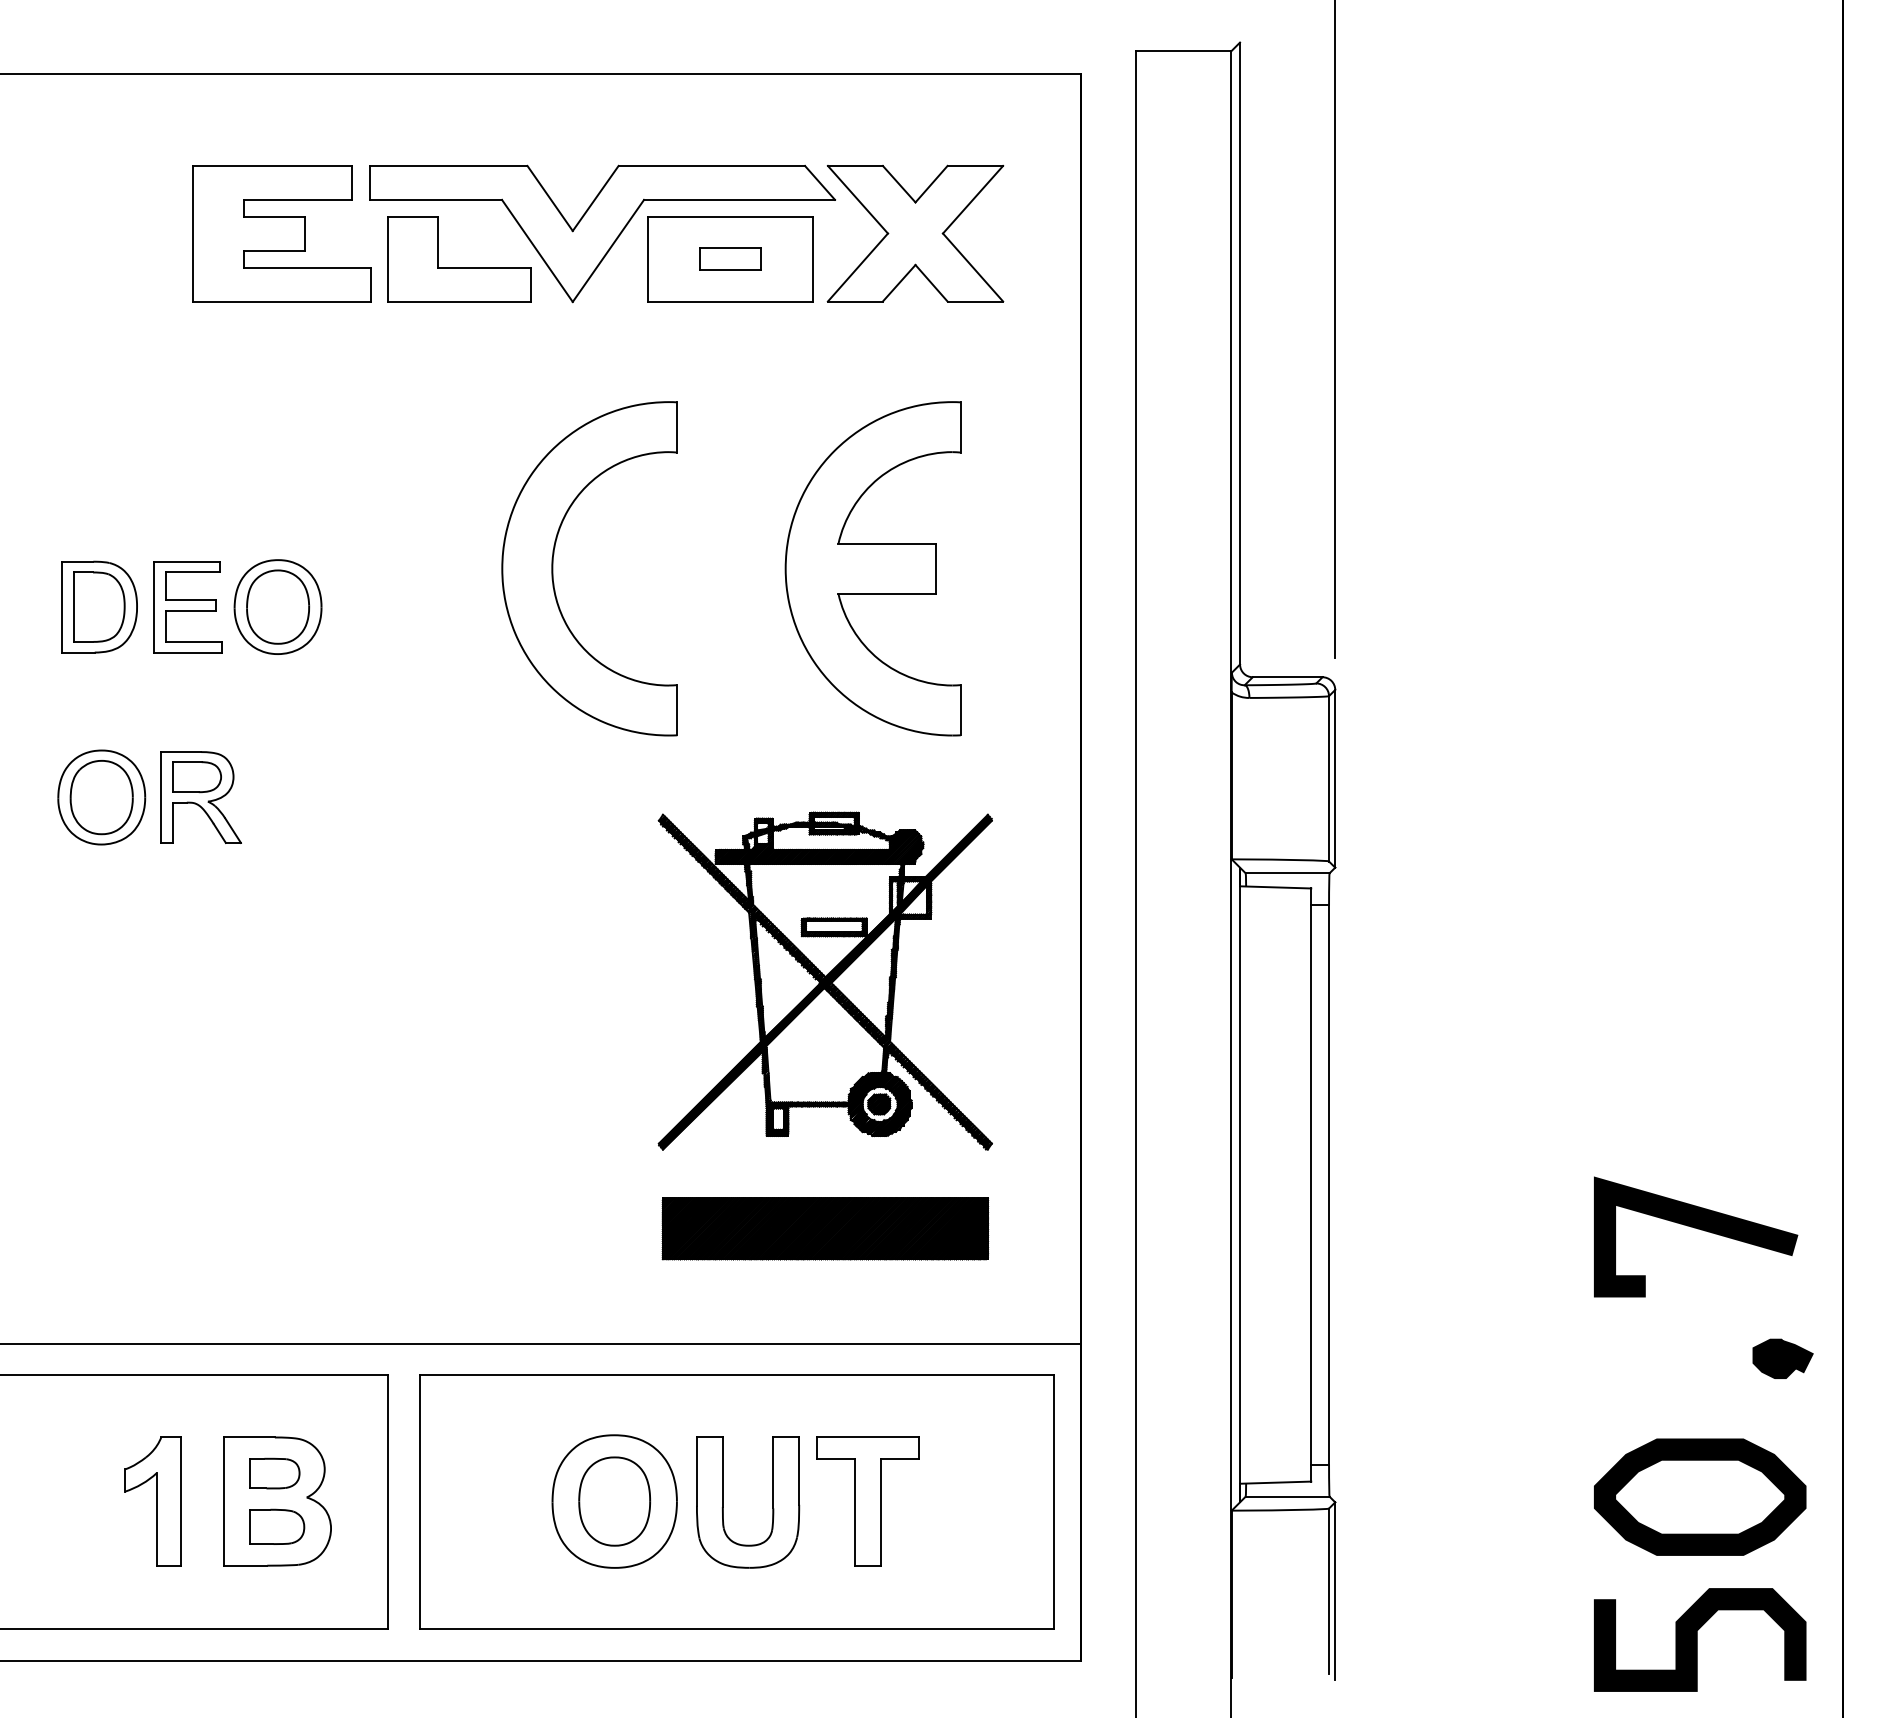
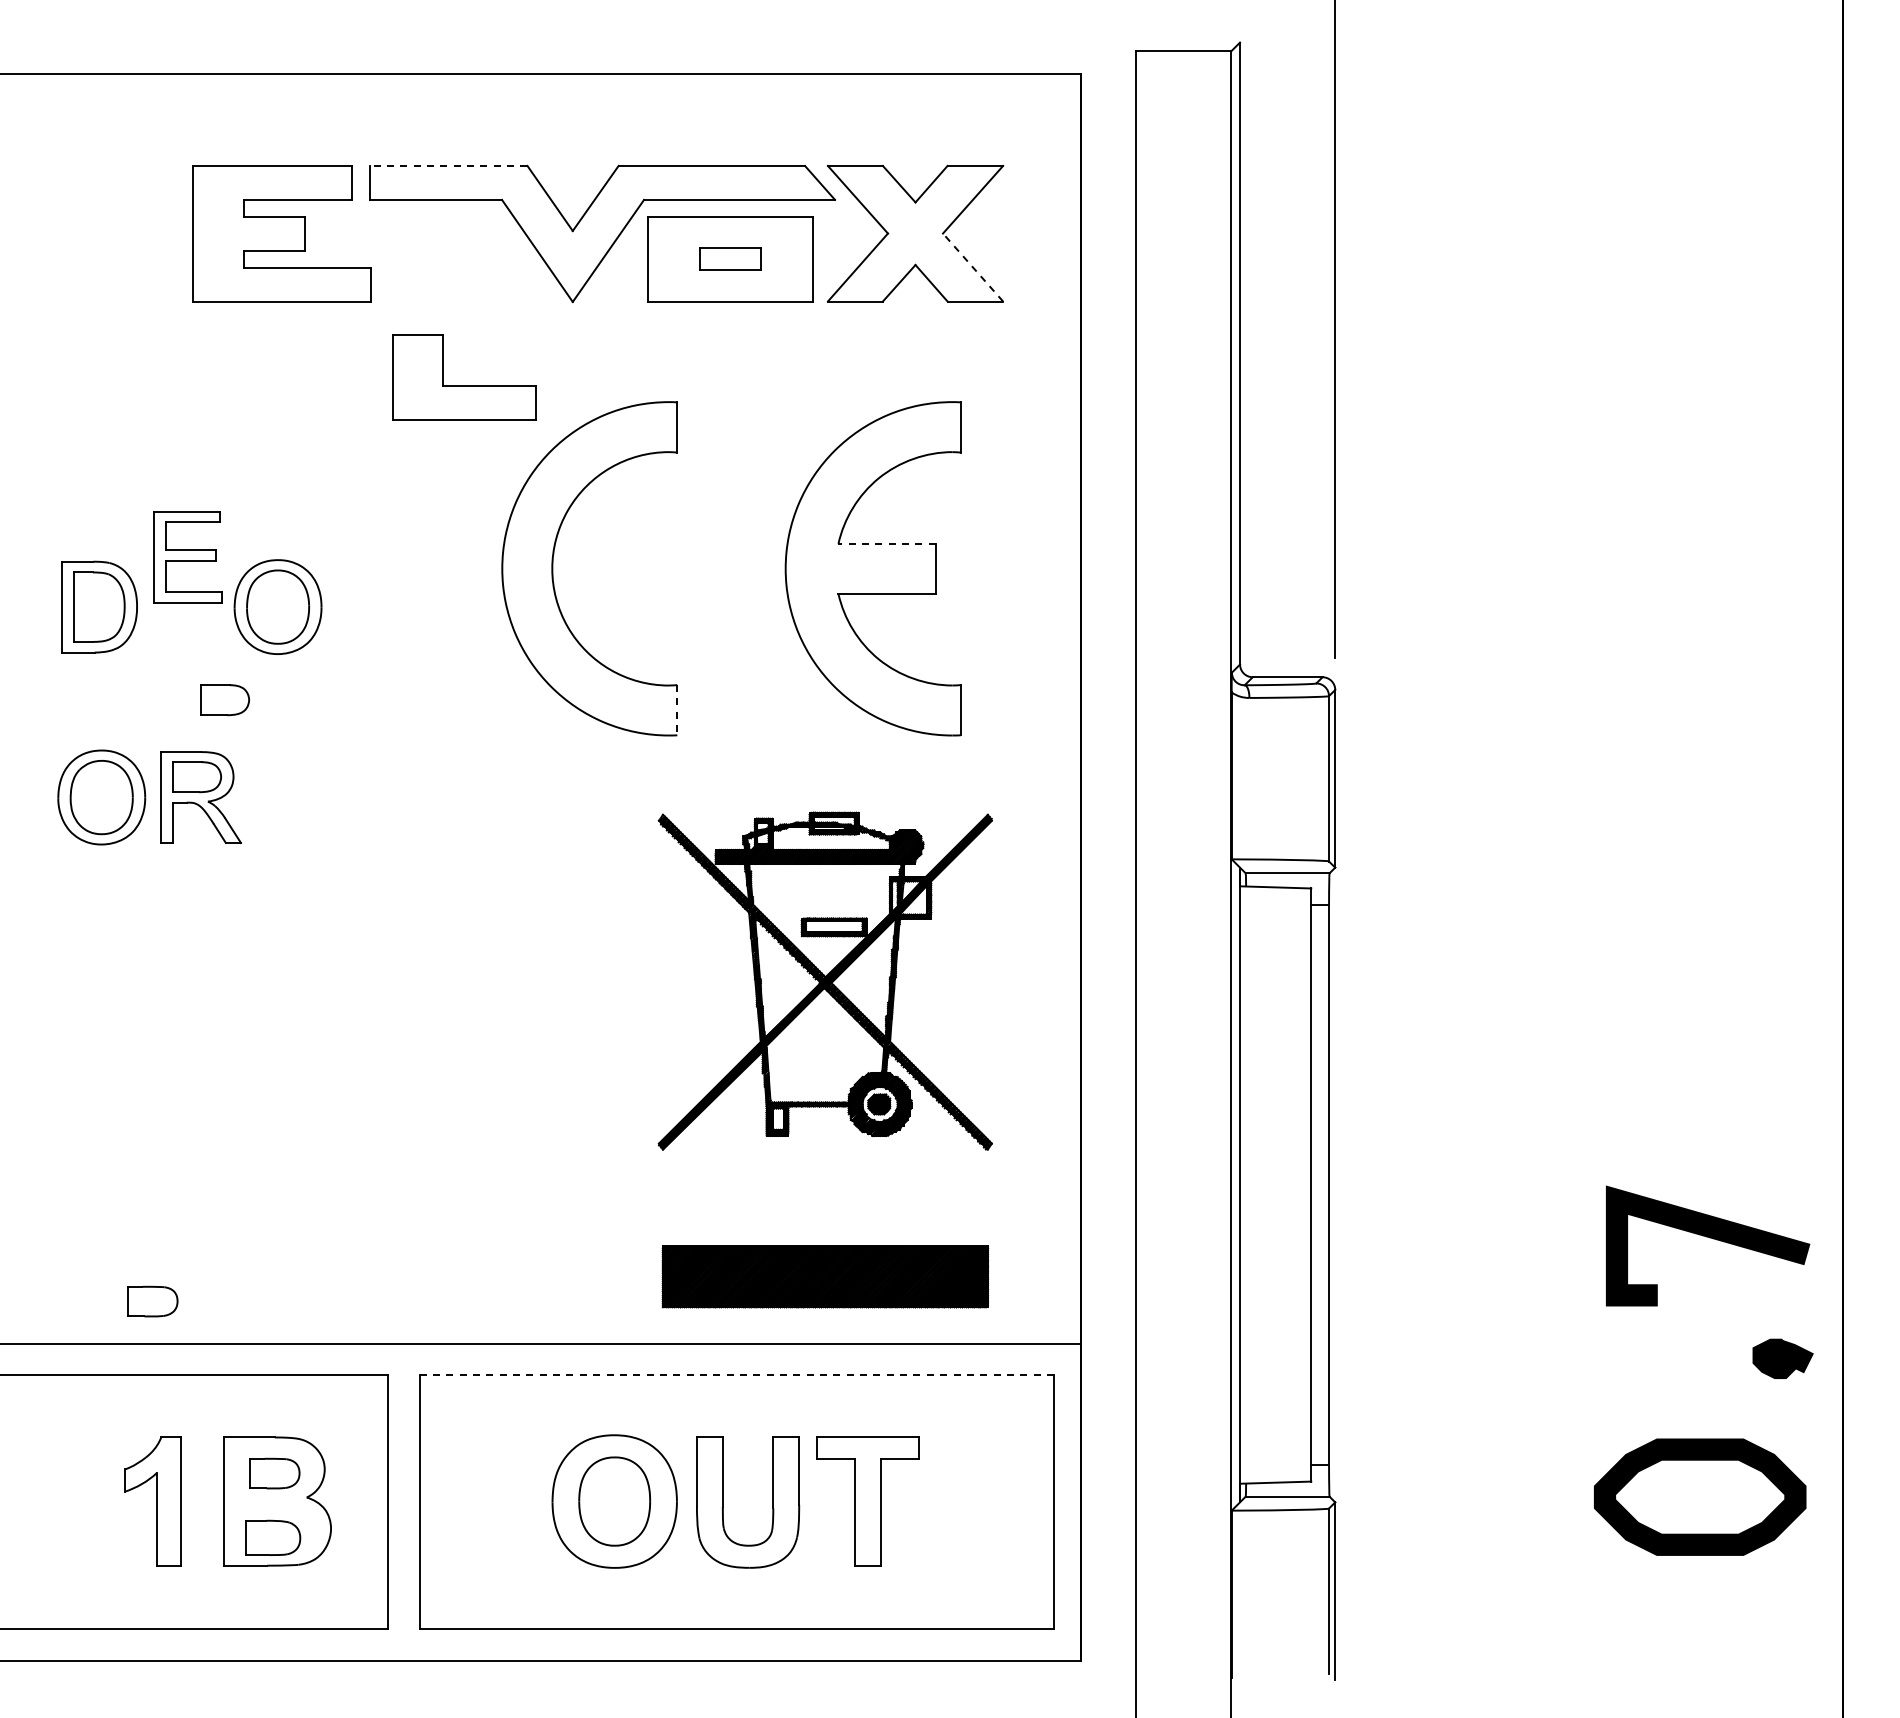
line: solid -> dashed (448, 165)
part position: (459, 267) -> (464, 385) (464, 385)
line: solid -> dashed (972, 267)
line: solid -> dashed (887, 543)
part position: (187, 607) -> (187, 557) (187, 557)
part: none -> present (224, 700)
line: solid -> dashed (677, 710)
part position: (825, 1228) -> (825, 1276) (825, 1276)
line position: (1697, 1229) -> (1709, 1238) (1709, 1238)
part: none -> present (152, 1301)
line: solid -> dashed (737, 1375)
part position: (277, 1526) -> (273, 1537) (273, 1537)
curve: present -> none (1697, 1639)
